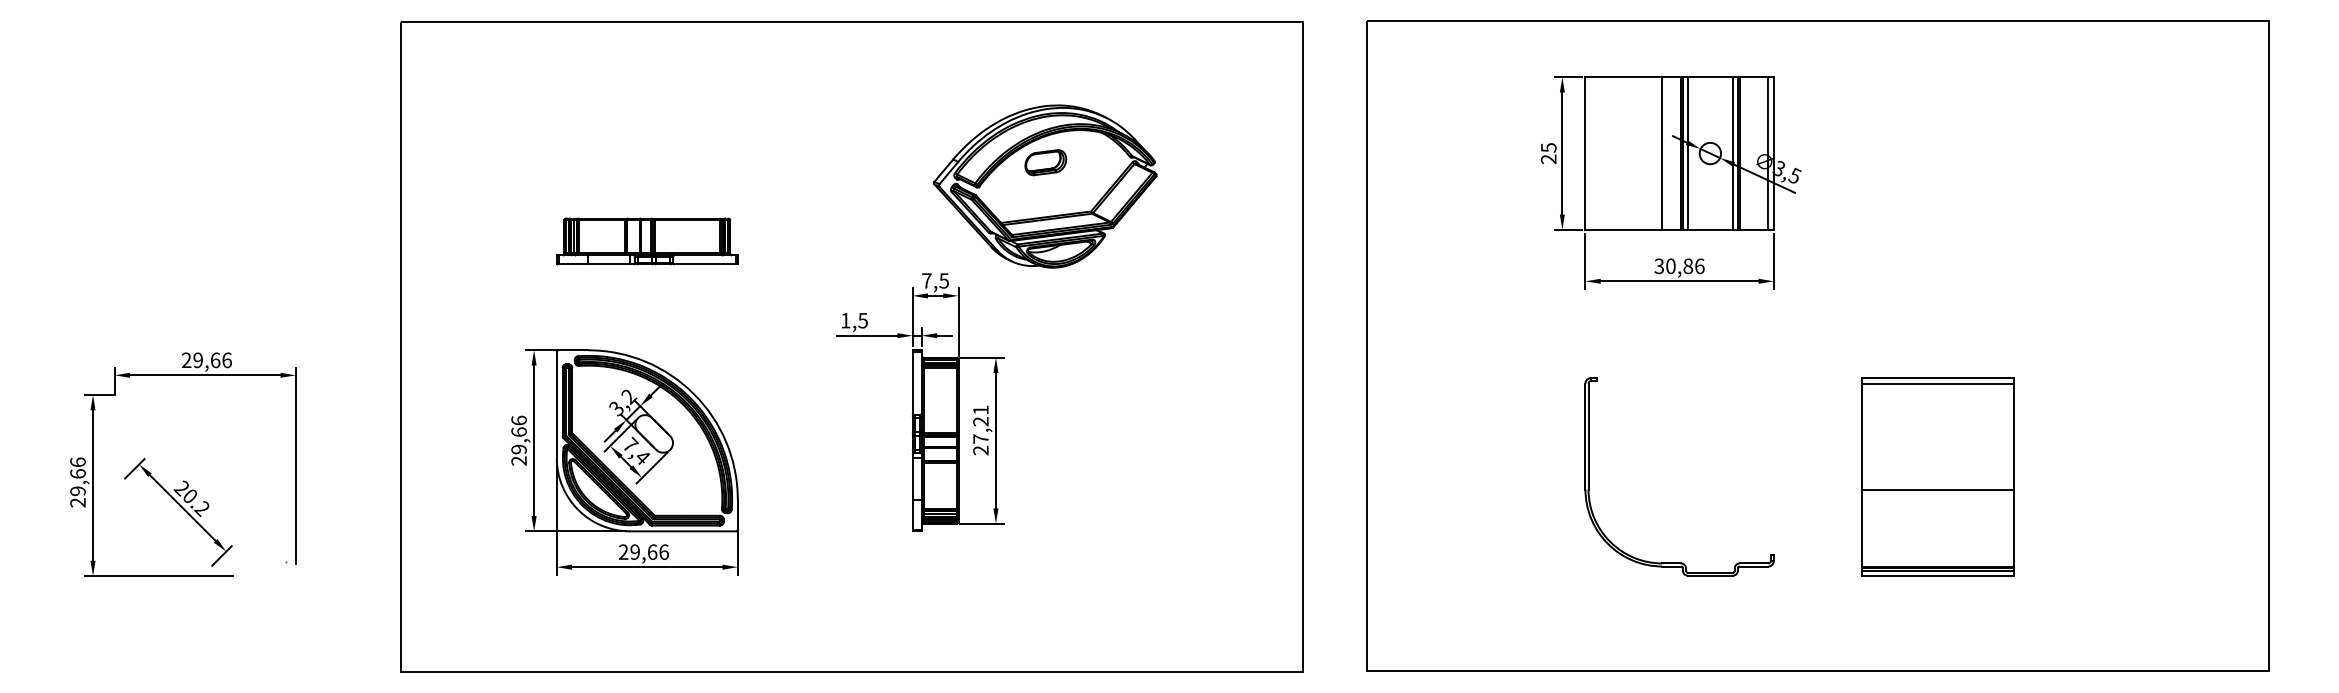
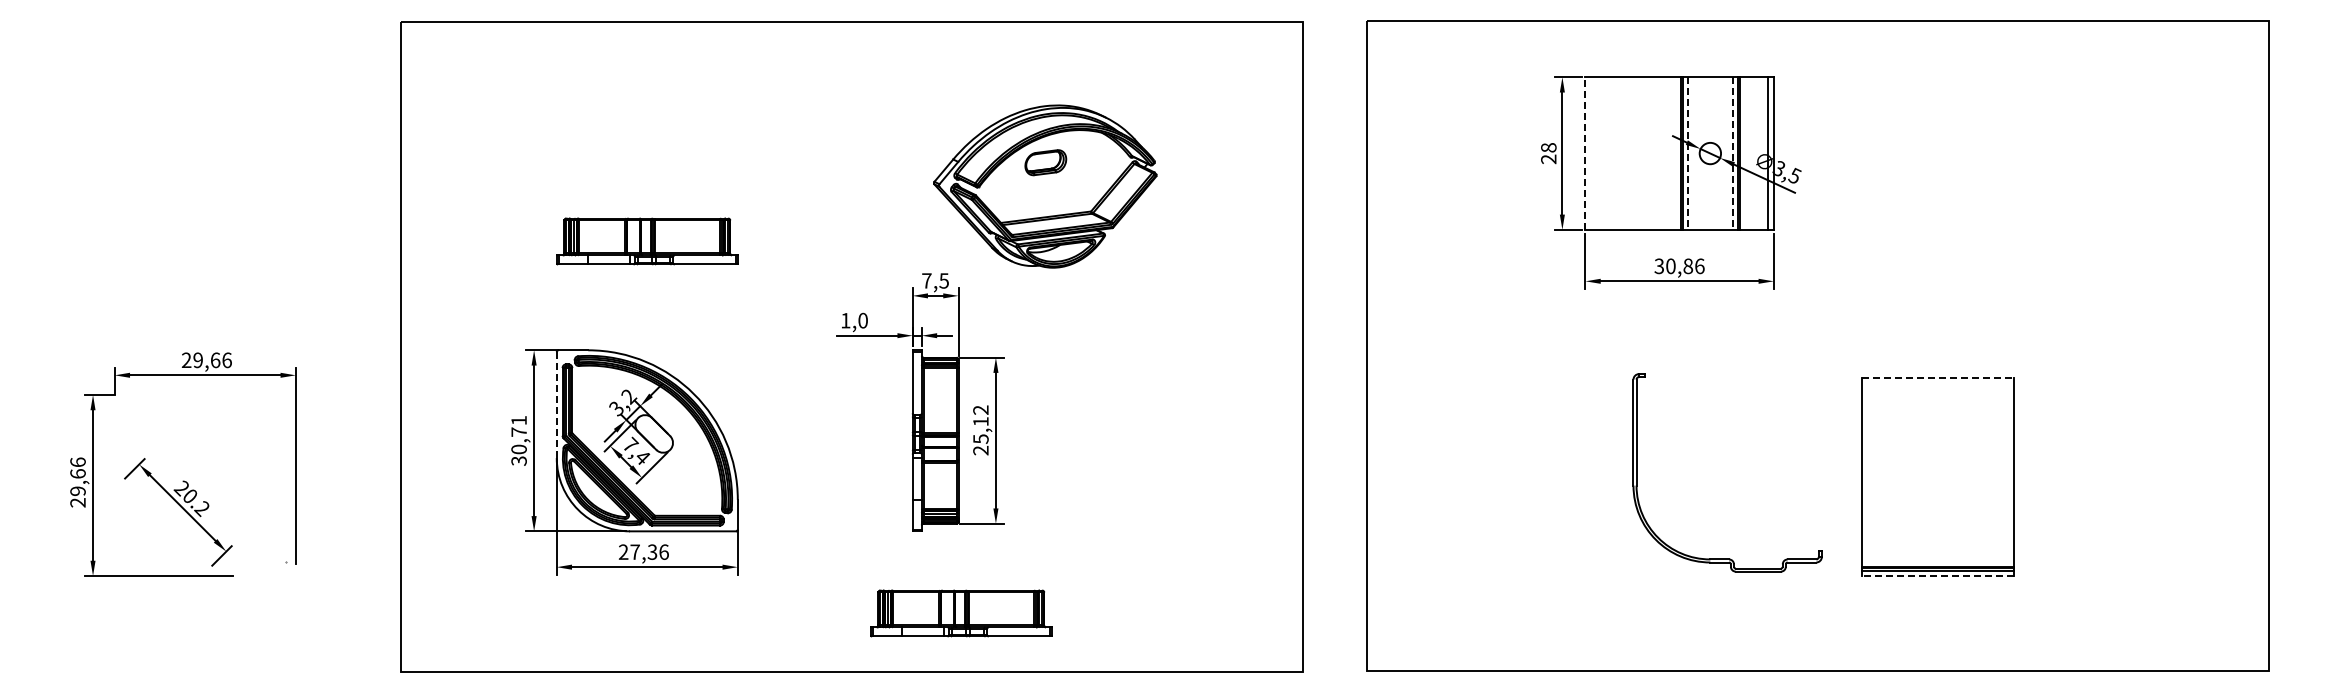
text: 25 -> 28 (1548, 147)
line: solid -> dashed (1585, 153)
line: present -> none (1662, 153)
line: solid -> dashed (1687, 154)
line: solid -> dashed (1732, 154)
text: 1,5 -> 1,0 (862, 320)
line: solid -> dashed (1938, 378)
line: present -> none (1937, 383)
line: solid -> dashed (556, 405)
text: 27,21 -> 25,12 (980, 424)
text: 29,66 -> 30,71 (518, 440)
line: present -> none (1937, 489)
text: 29,66 -> 27,36 (643, 551)
part position: (1679, 562) -> (1727, 558) (1727, 558)
line: solid -> dashed (1937, 575)
part: none -> present (961, 613)
